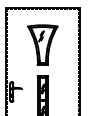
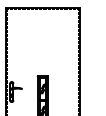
part: present -> none (42, 44)
